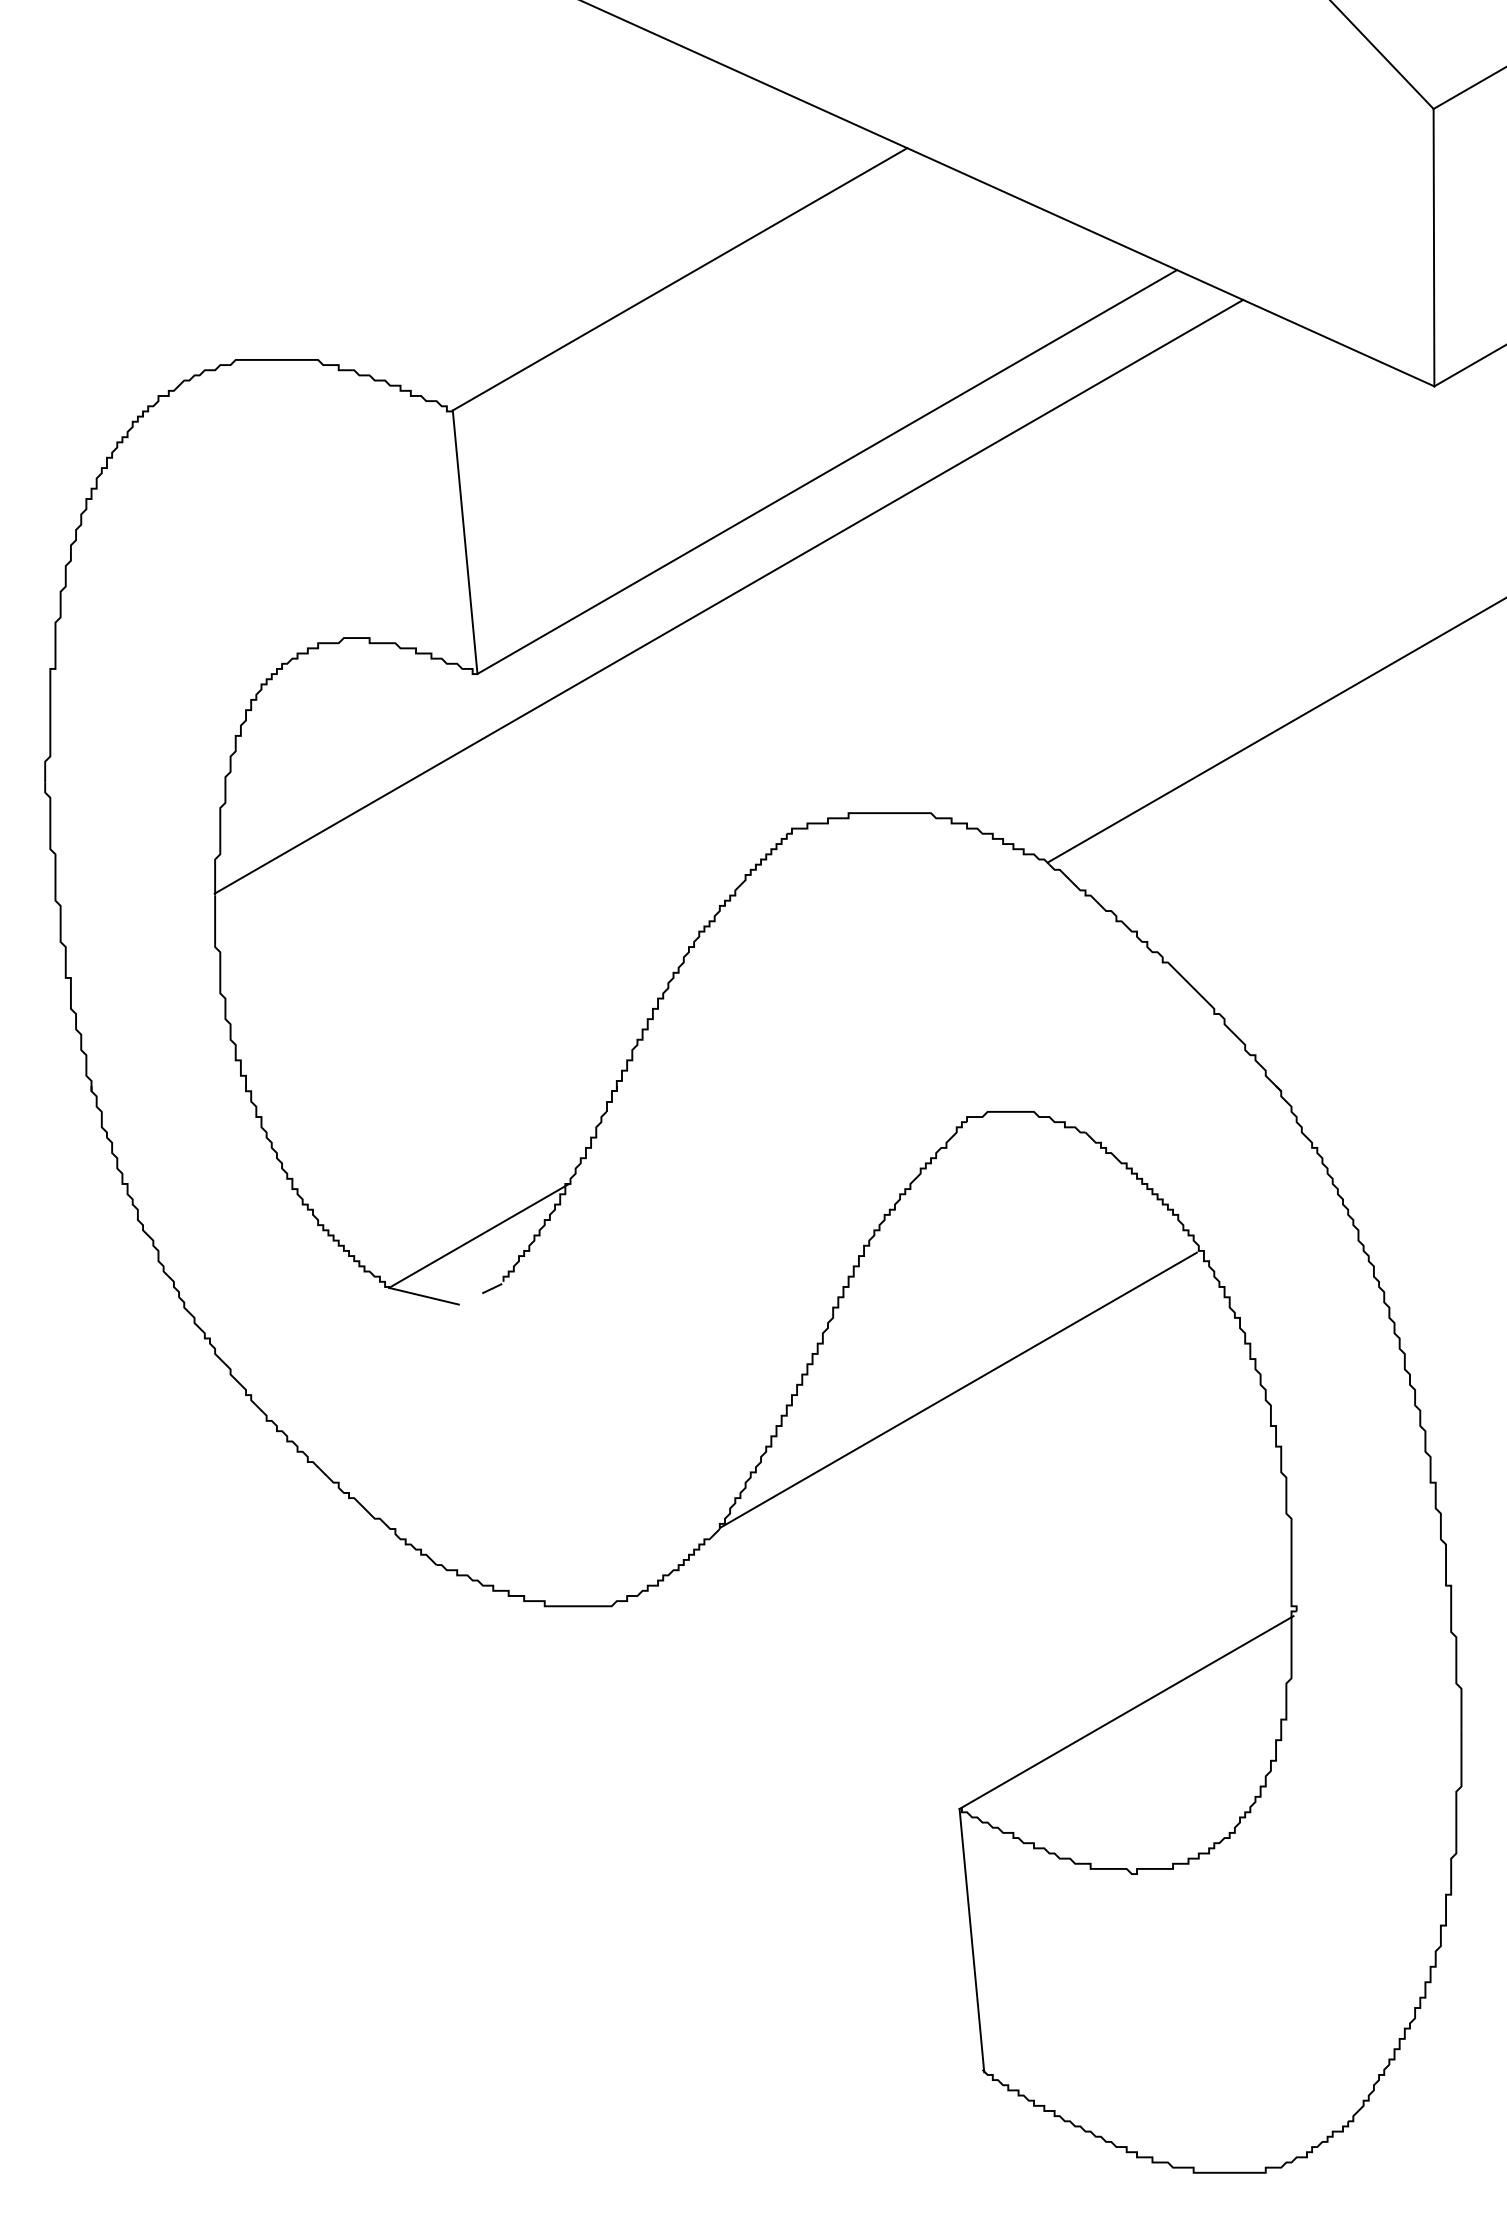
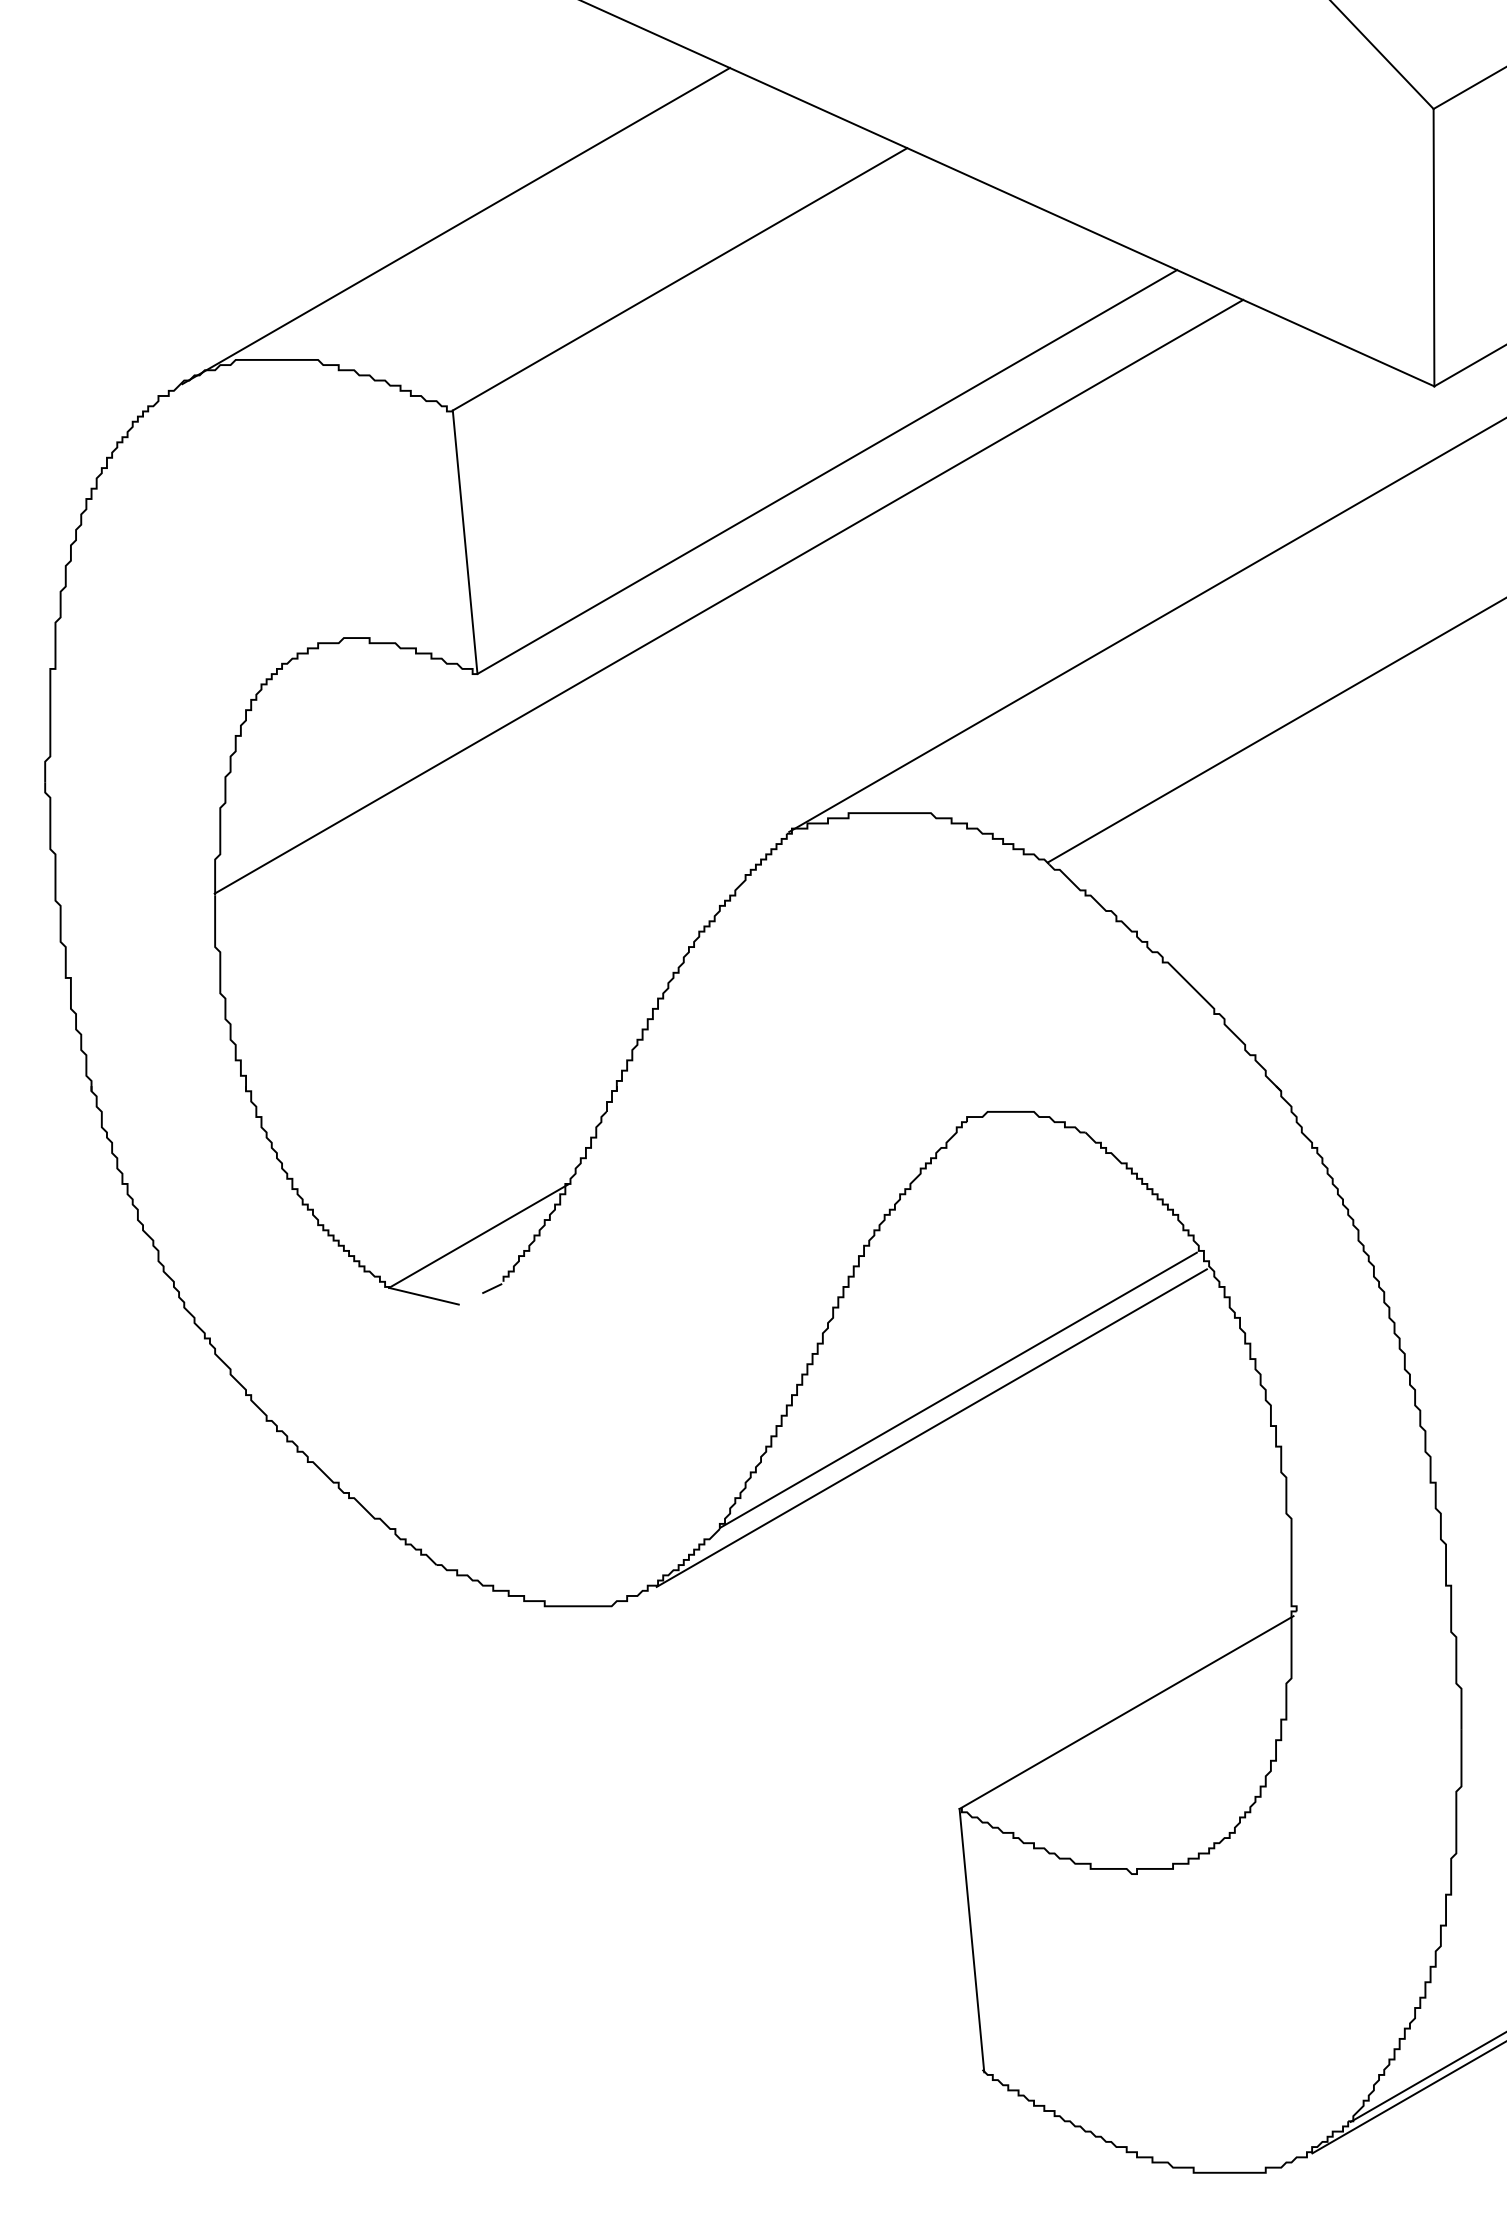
line: none -> present (455, 225)
line: none -> present (1146, 625)
line: none -> present (931, 1427)
line: none -> present (1426, 2077)
line: none -> present (1407, 2097)
